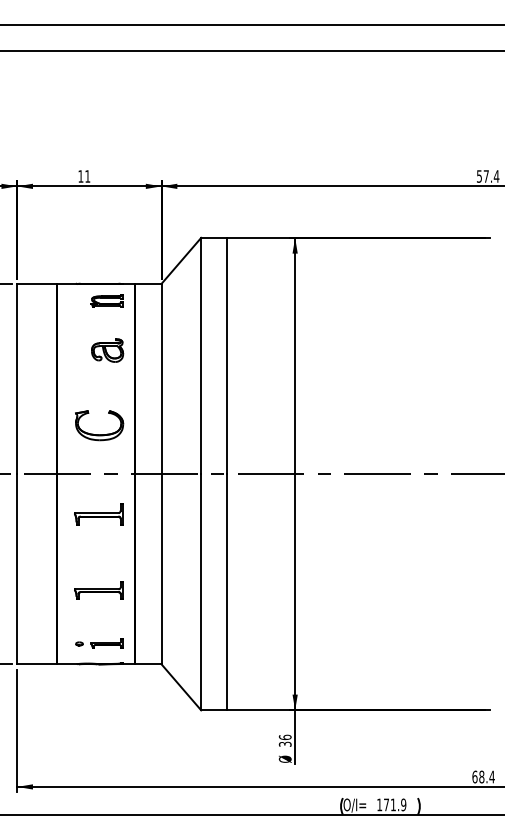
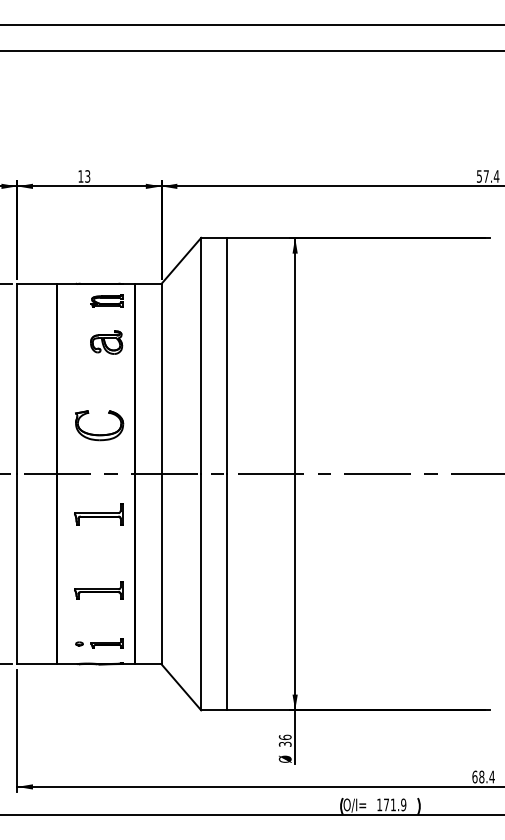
text: 11 -> 13 (87, 176)
part position: (107, 350) -> (106, 342) (106, 342)
